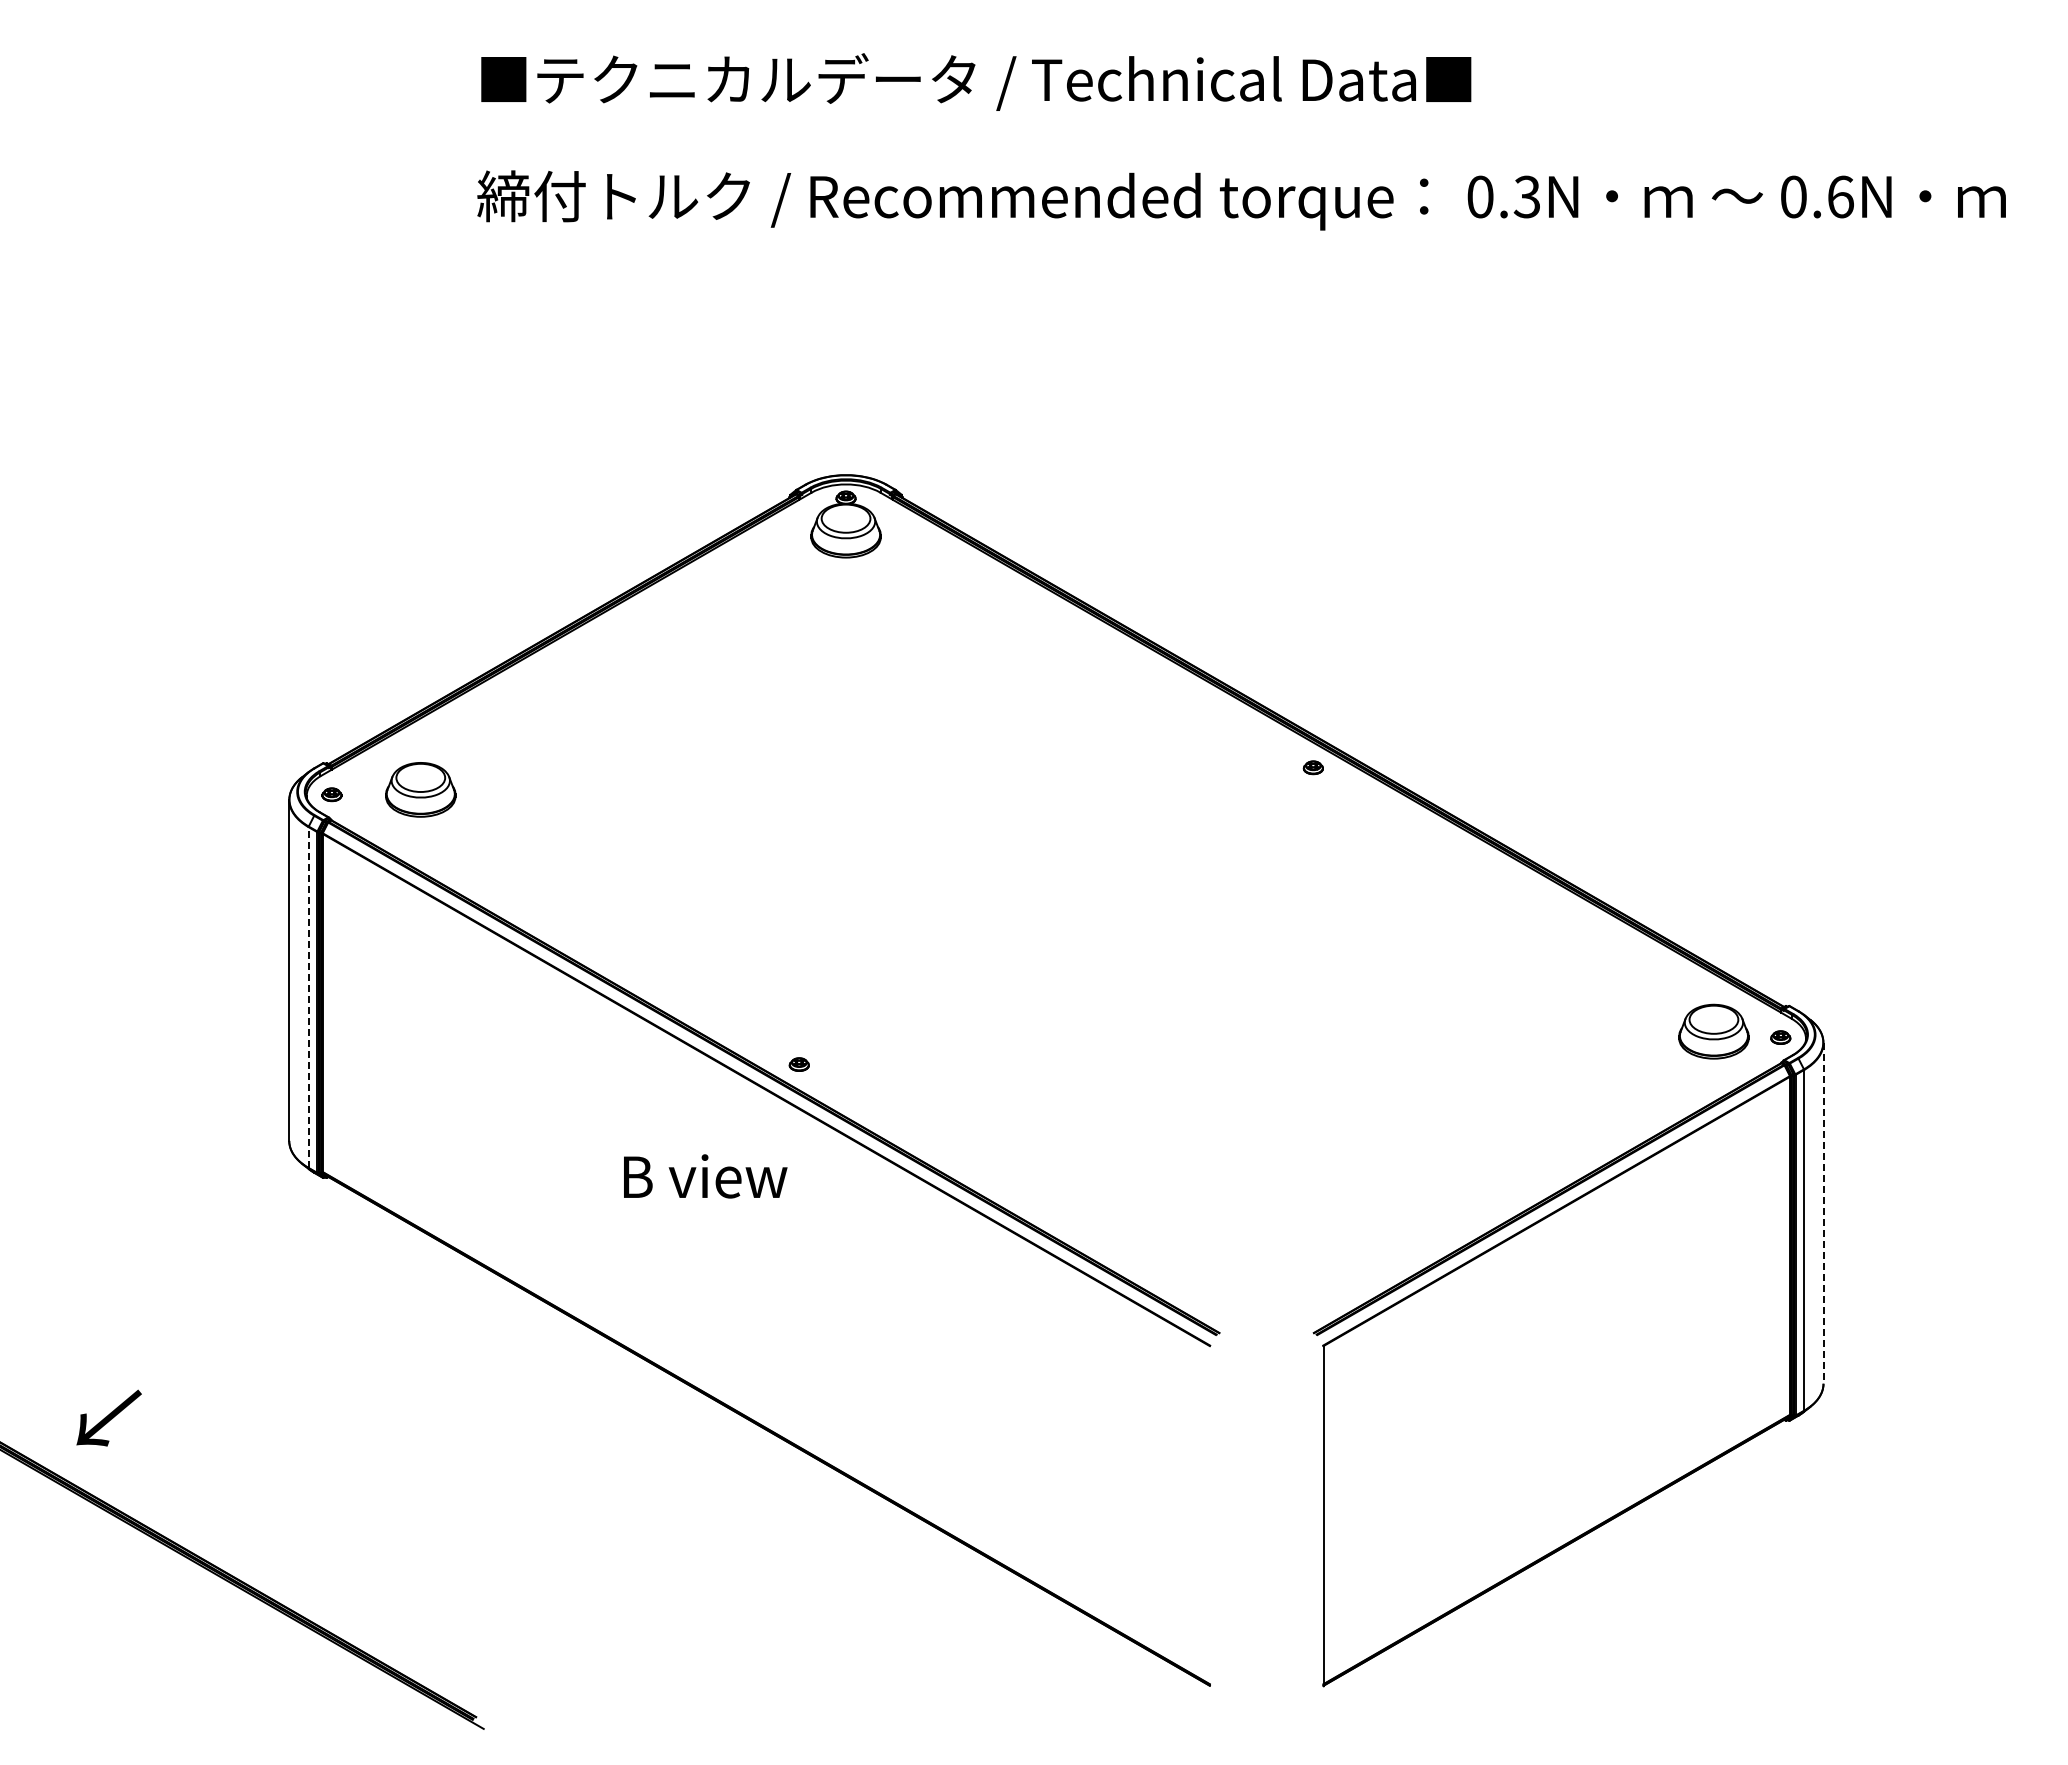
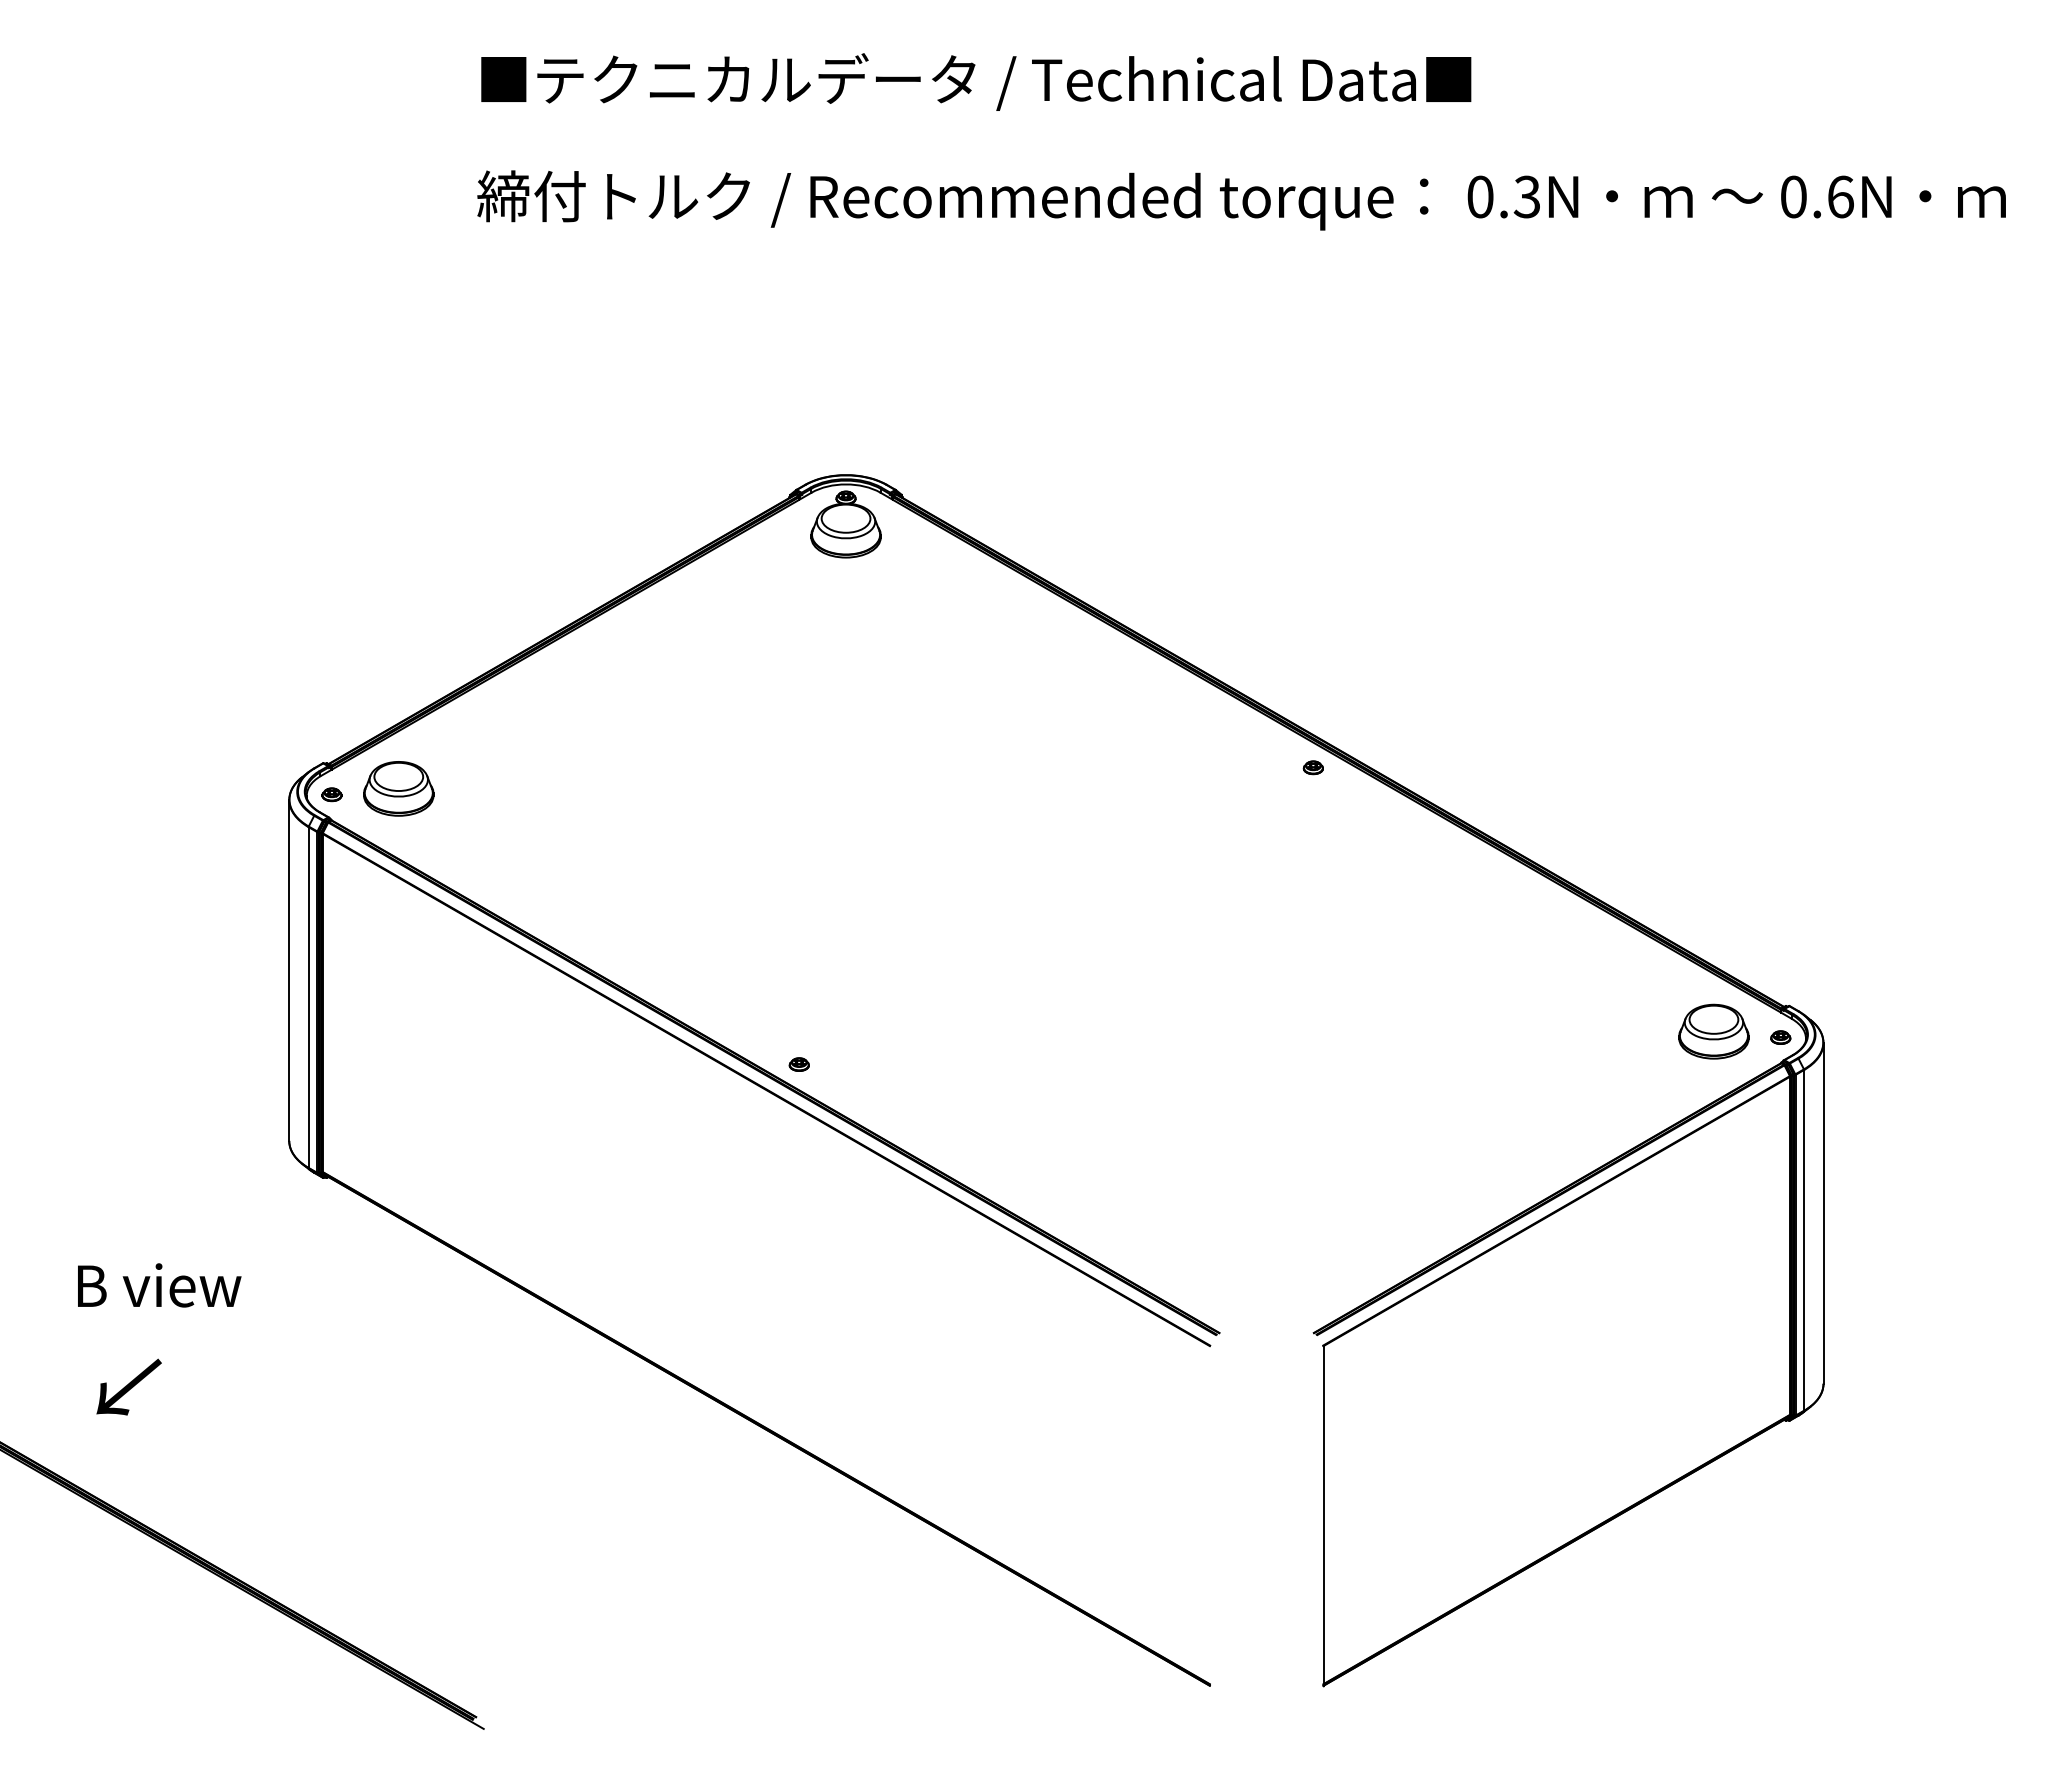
part position: (420, 789) -> (398, 788) (398, 788)
line: dashed -> solid (308, 997)
text position: (705, 1176) -> (159, 1285) (159, 1285)
line: dashed -> solid (1823, 1213)
text position: (108, 1417) -> (128, 1386) (128, 1386)
